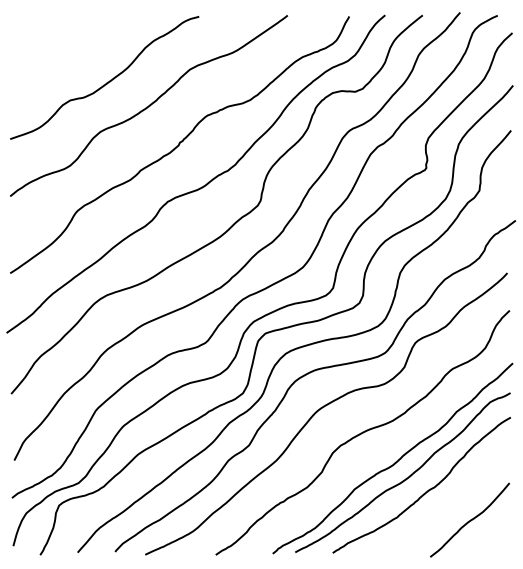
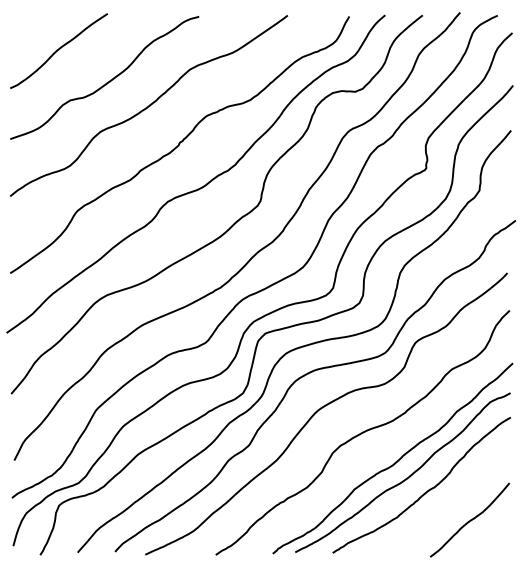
curve: none -> present (58, 50)
